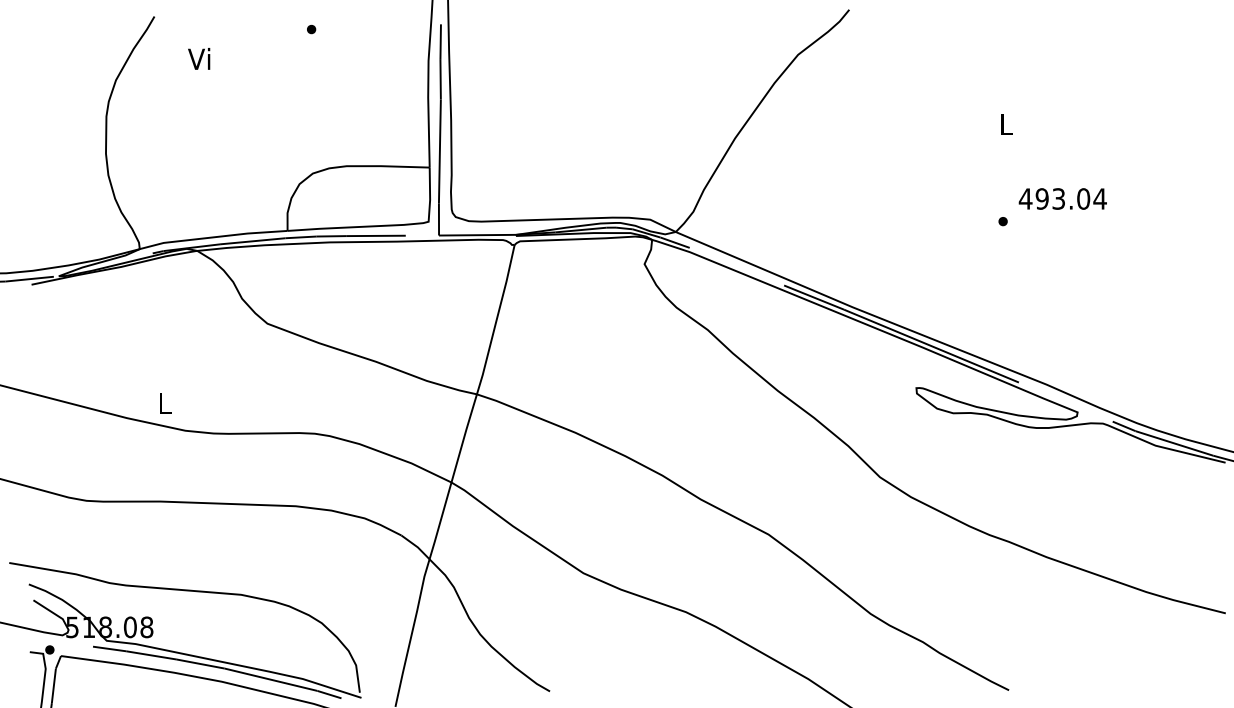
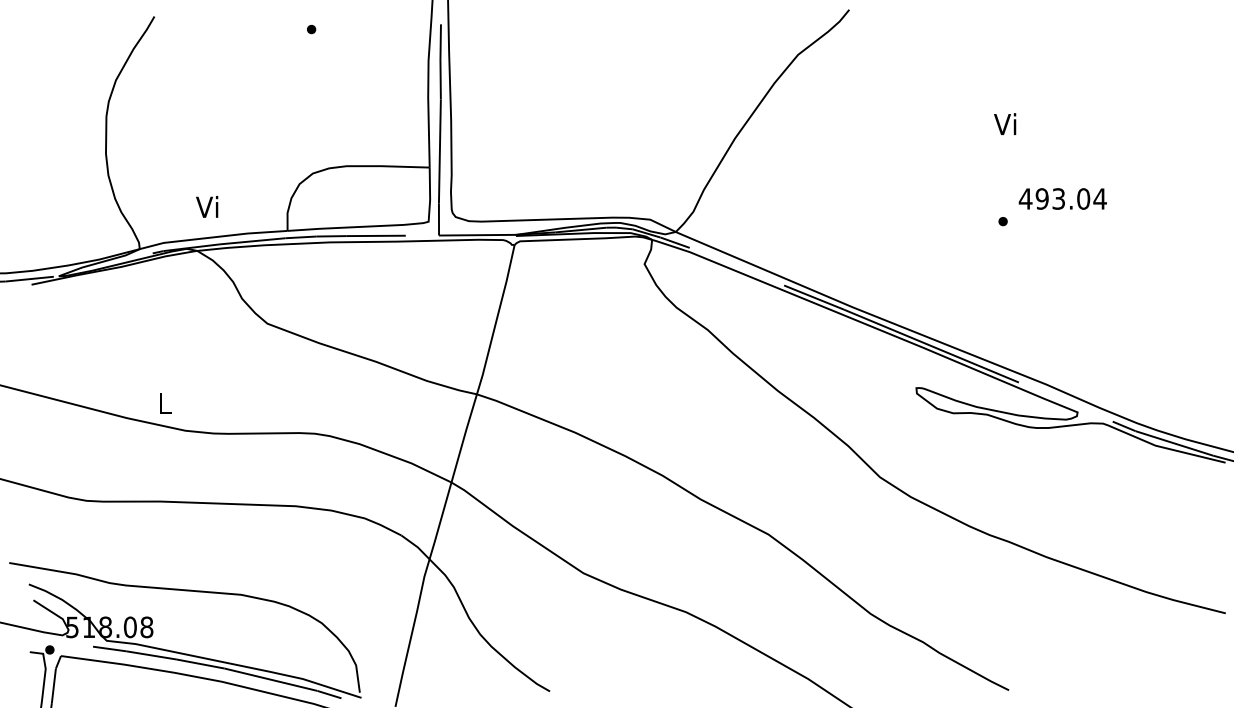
text position: (199, 58) -> (207, 206) (207, 206)
text: L -> Vi (1005, 124)
